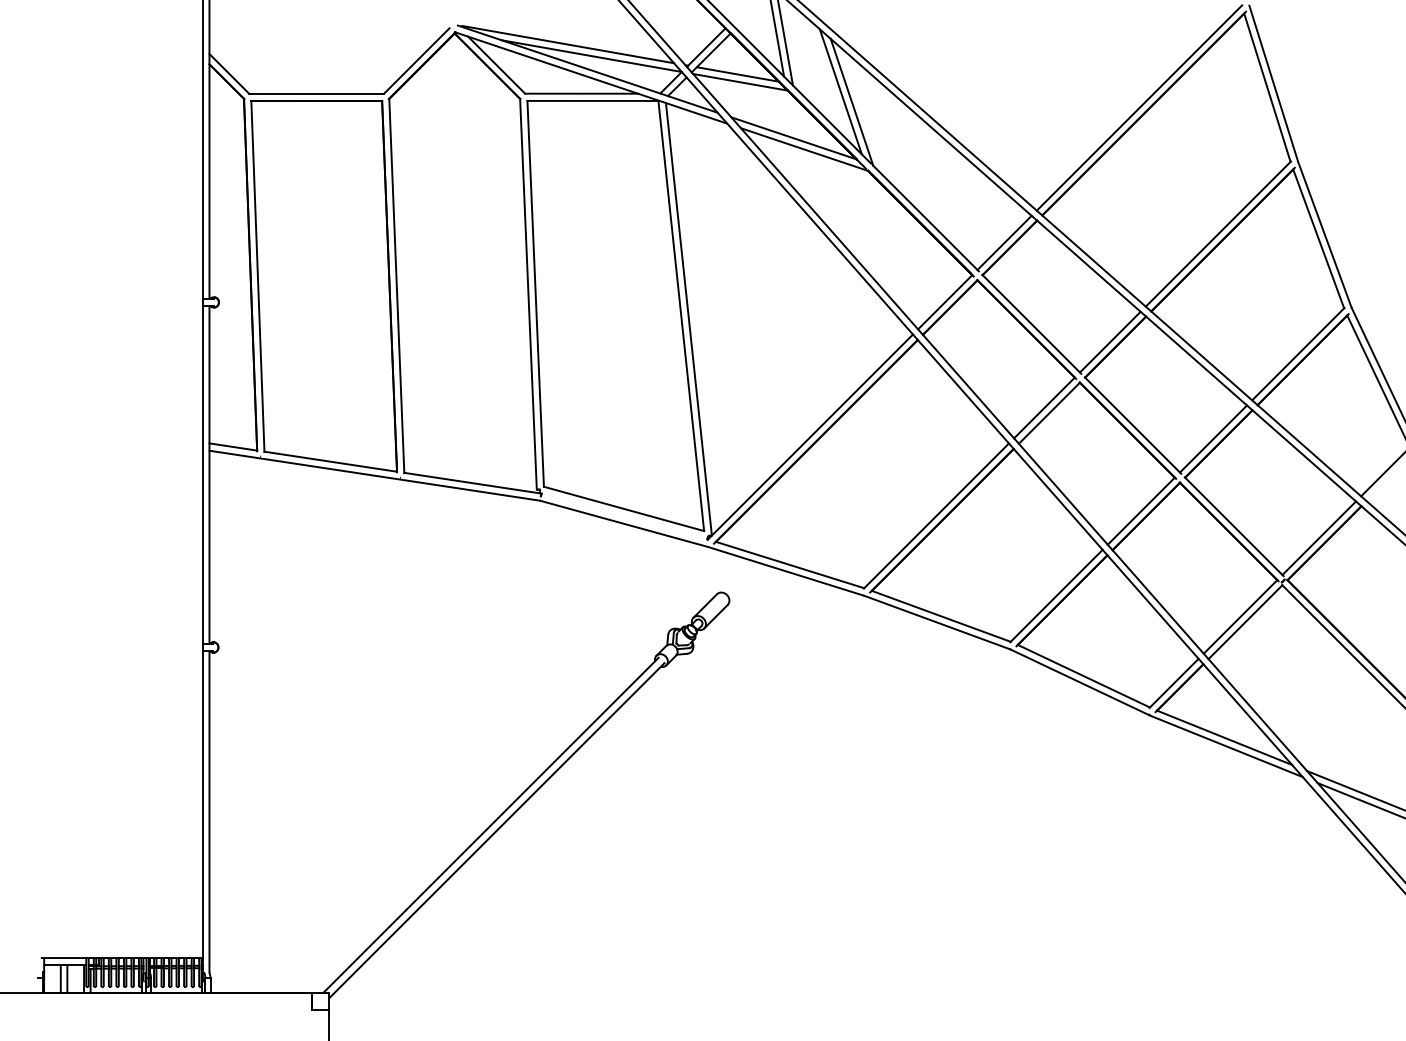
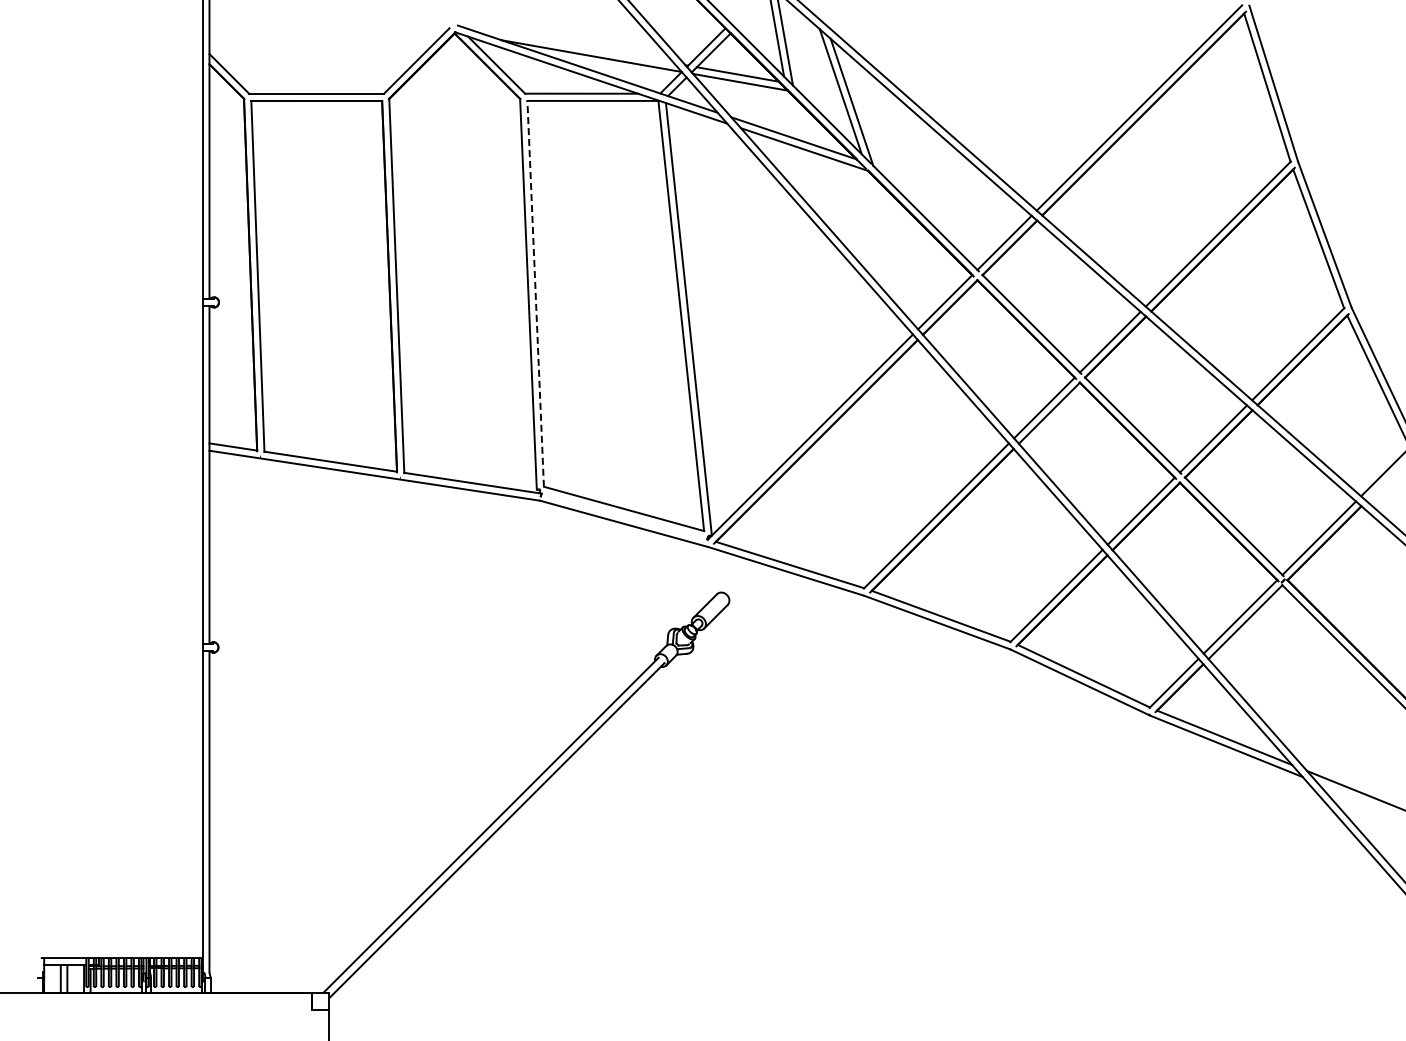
line: present -> none (568, 44)
line: solid -> dashed (535, 293)
line: present -> none (1359, 800)
